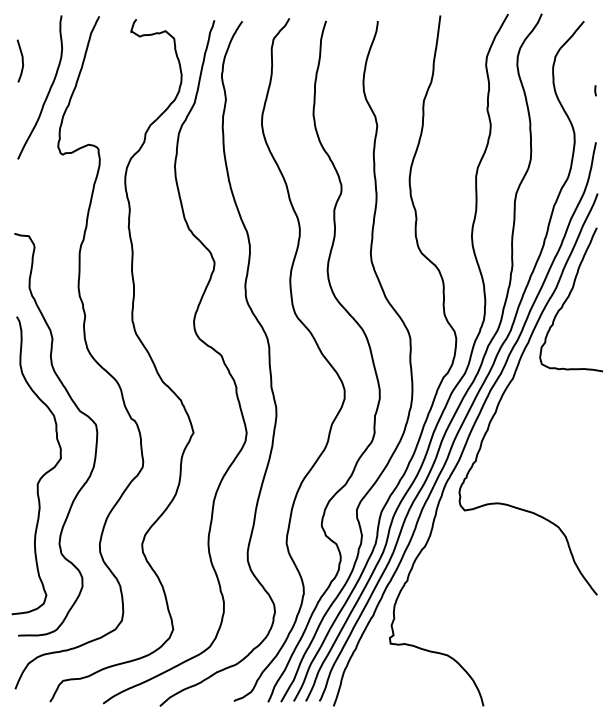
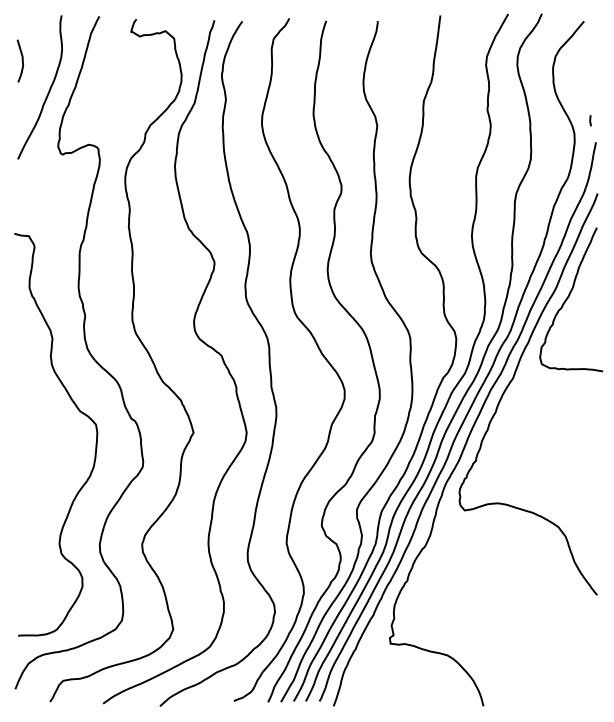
line position: (595, 90) -> (590, 120) (590, 120)
curve: present -> none (44, 473)
